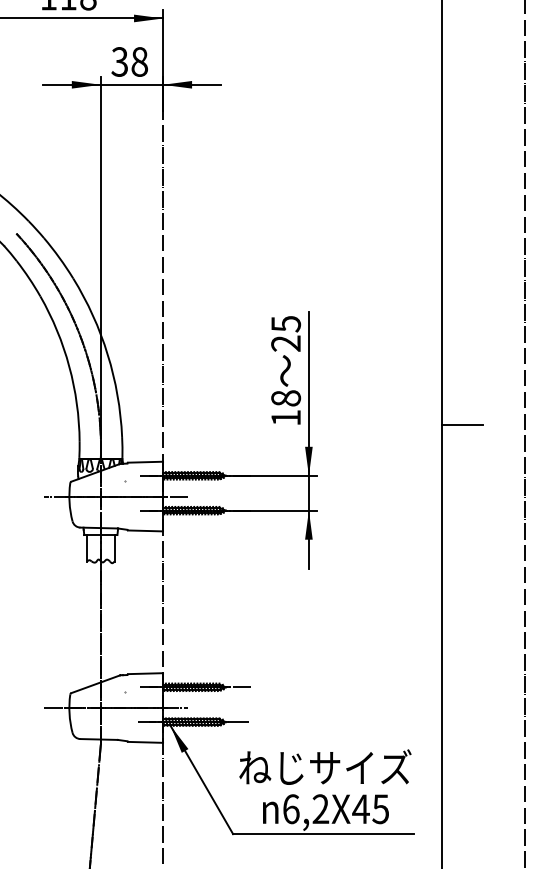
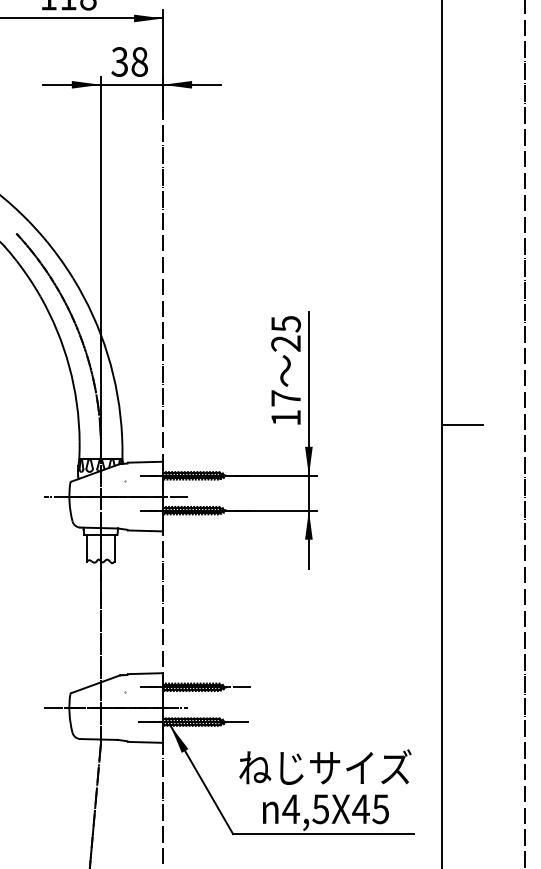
text: 18 -> 17 (286, 398)
text: 6,2X45 -> 4,5X45 (305, 809)
